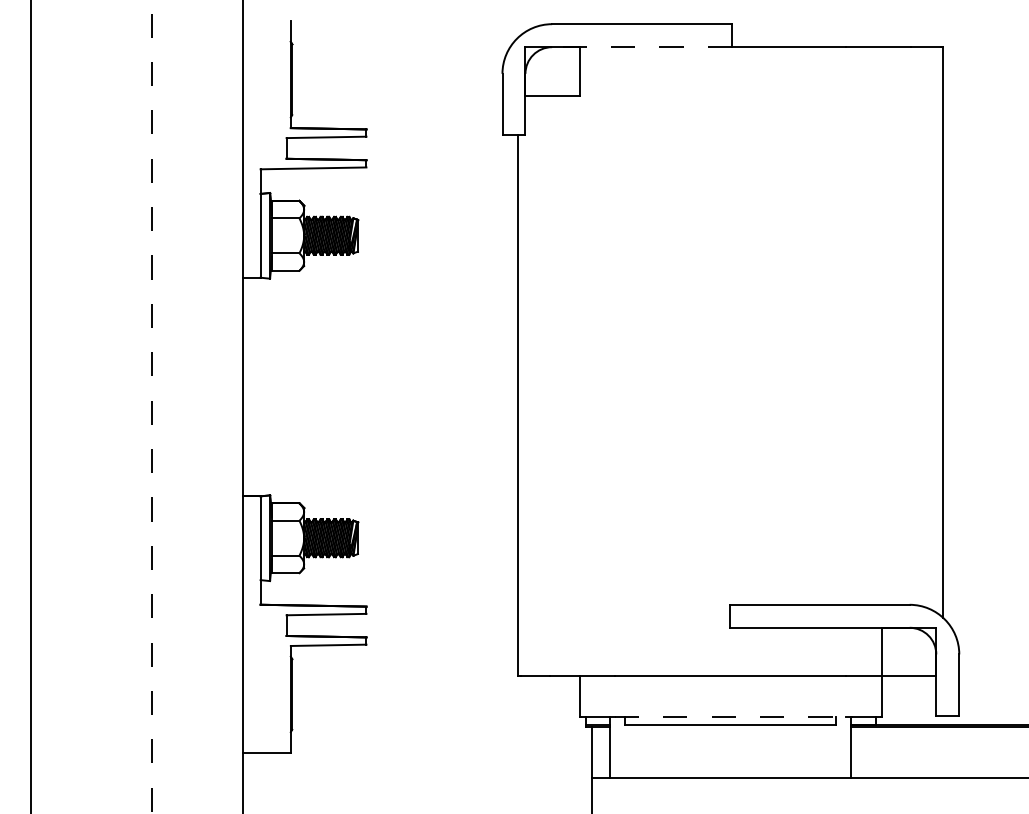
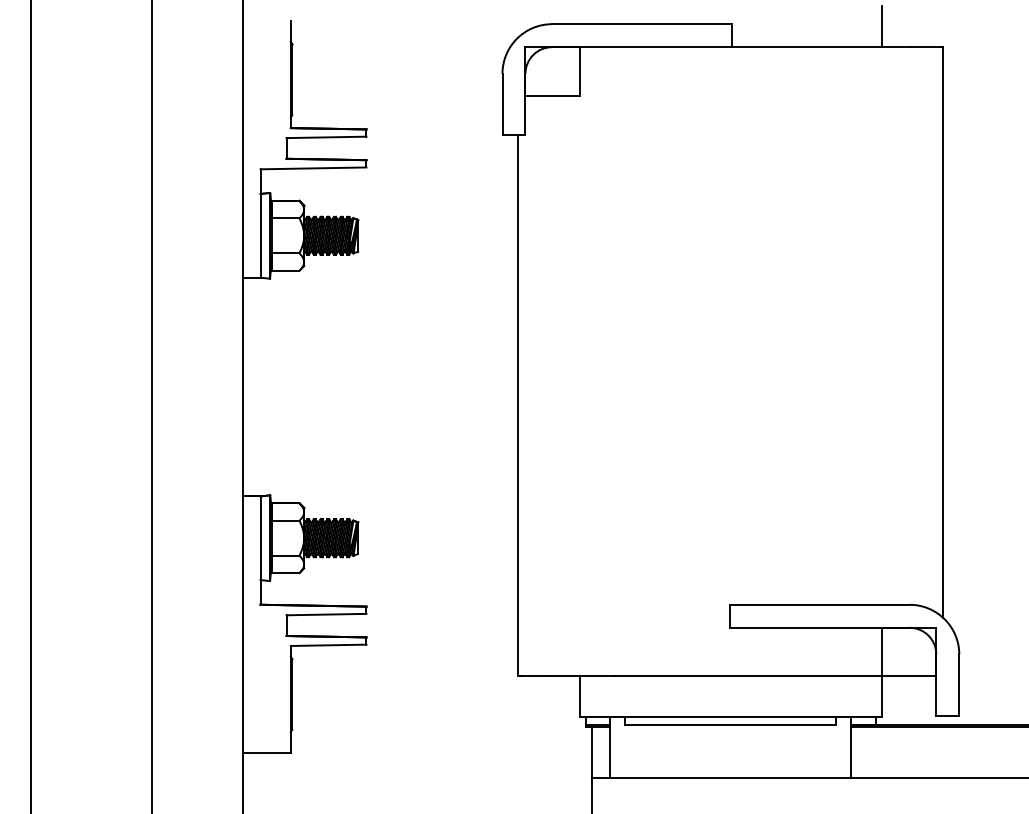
line: none -> present (881, 26)
line: dashed -> solid (642, 47)
line: dashed -> solid (151, 407)
line: dashed -> solid (730, 717)
